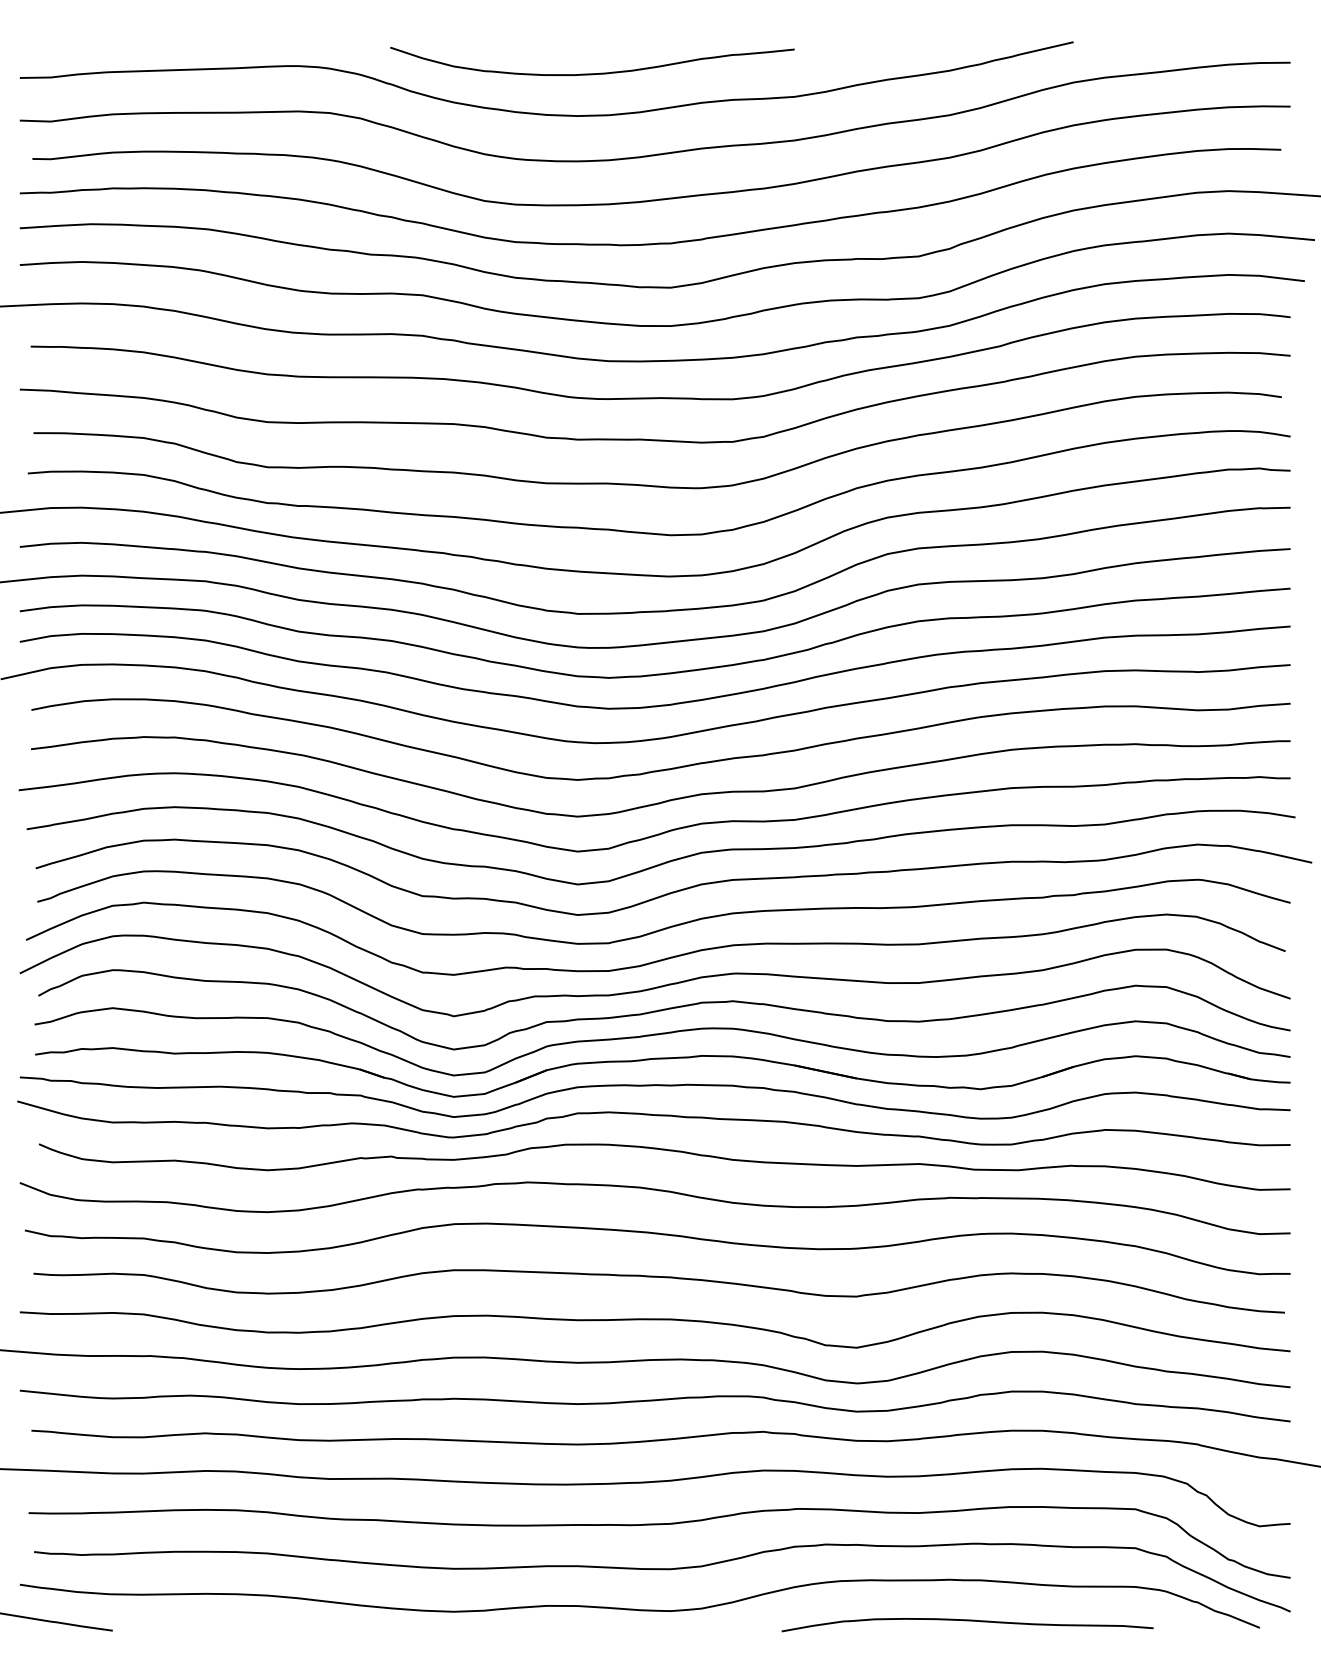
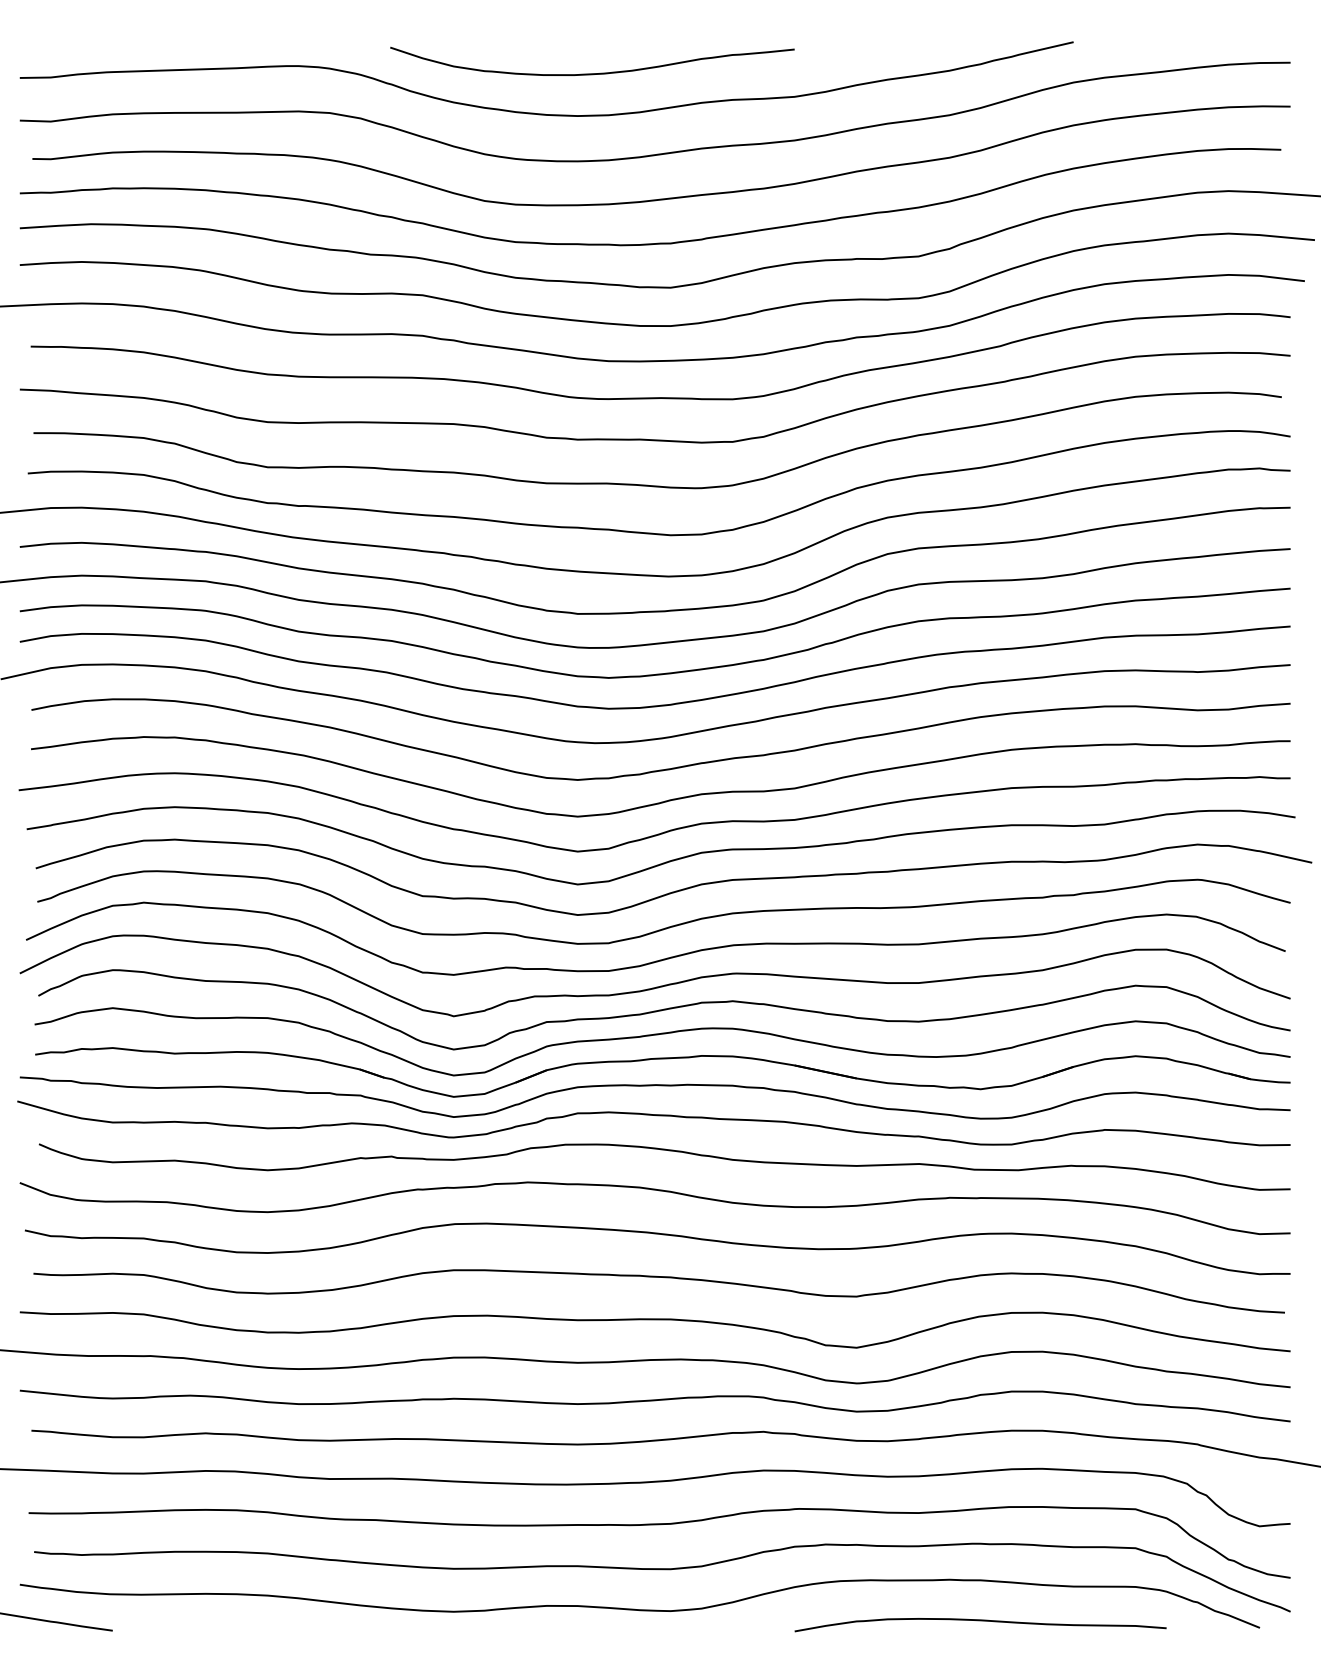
curve position: (967, 1621) -> (980, 1621) (980, 1621)
